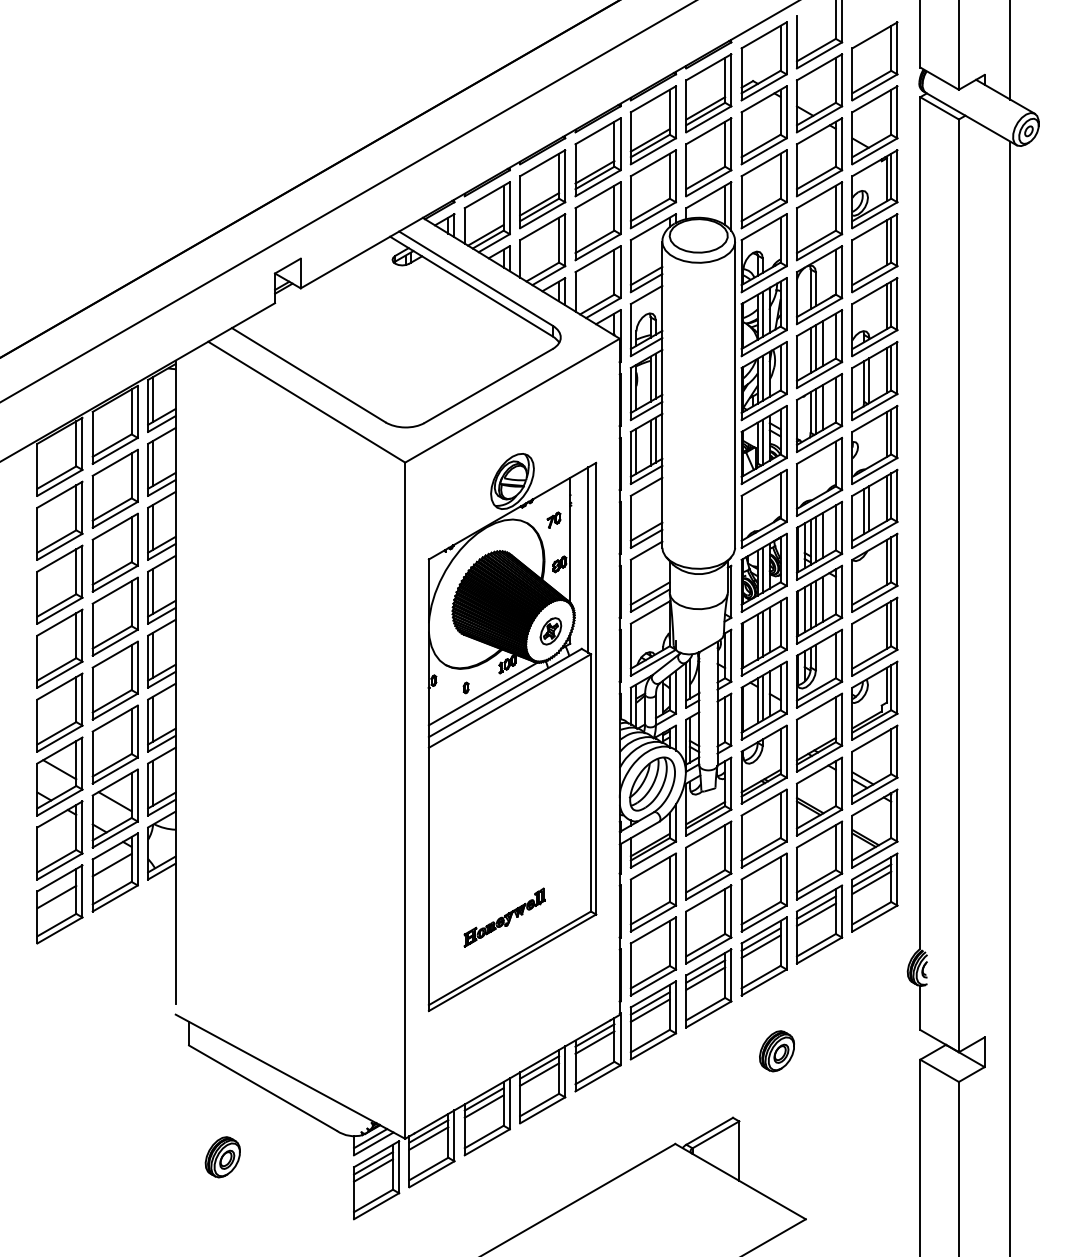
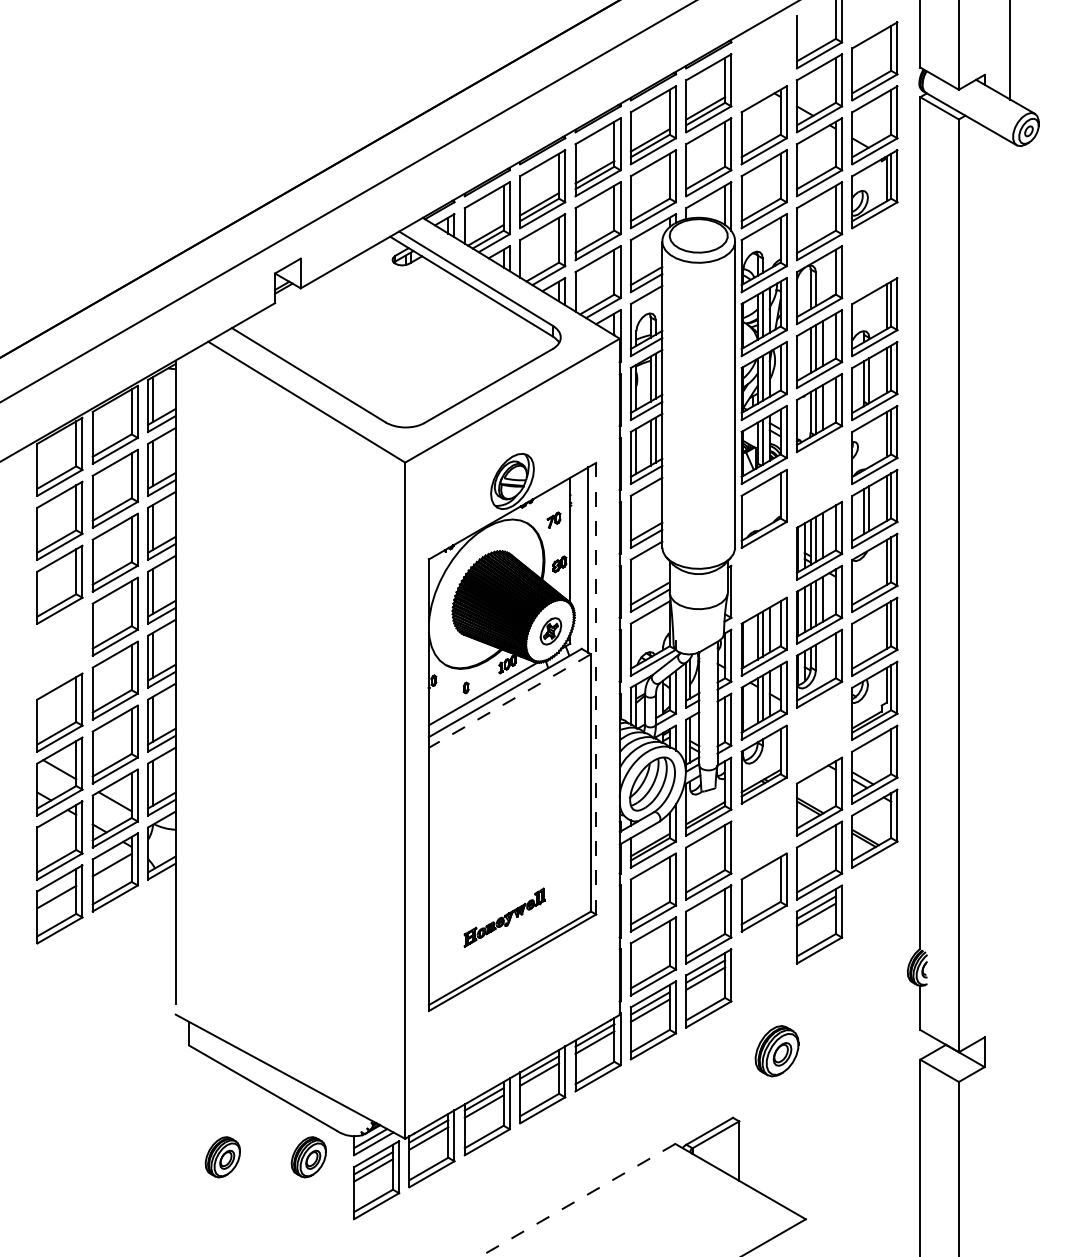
part: present -> none (763, 61)
part: present -> none (874, 253)
part: present -> none (819, 476)
part: present -> none (763, 572)
part: present -> none (59, 648)
line: solid -> dashed (596, 688)
line: present -> none (1010, 697)
line: solid -> dashed (509, 701)
part: present -> none (819, 732)
part: present -> none (763, 828)
part: present -> none (874, 892)
part: present -> none (763, 956)
part size: 36x43 px -> 46x53 px (776, 1051)
part: none -> present (308, 1157)
line: solid -> dashed (577, 1200)
